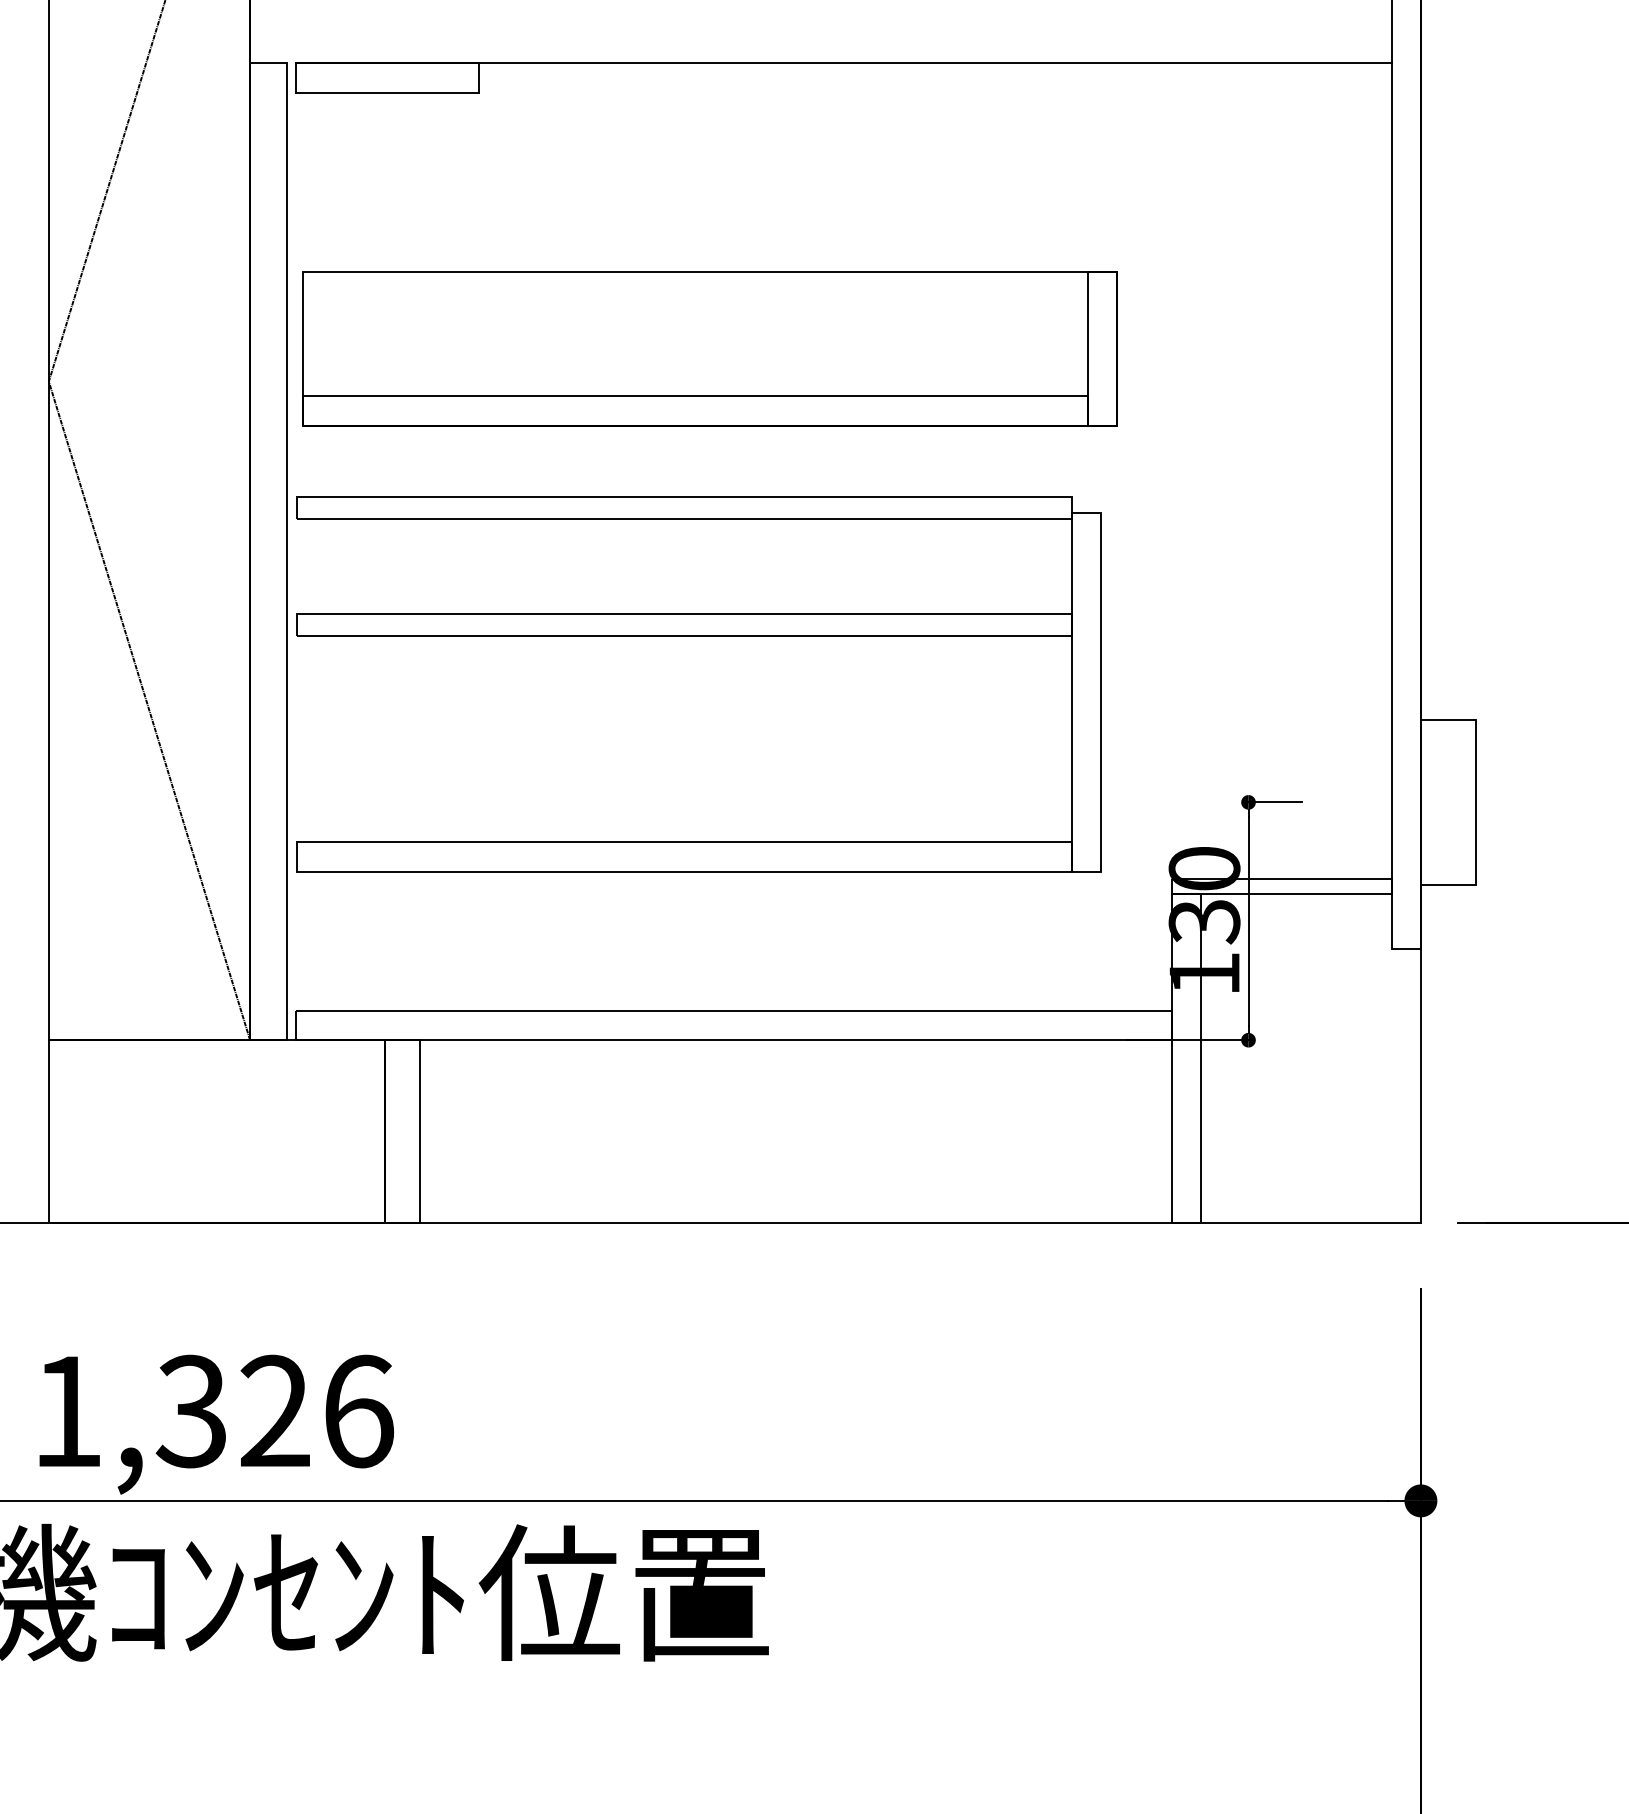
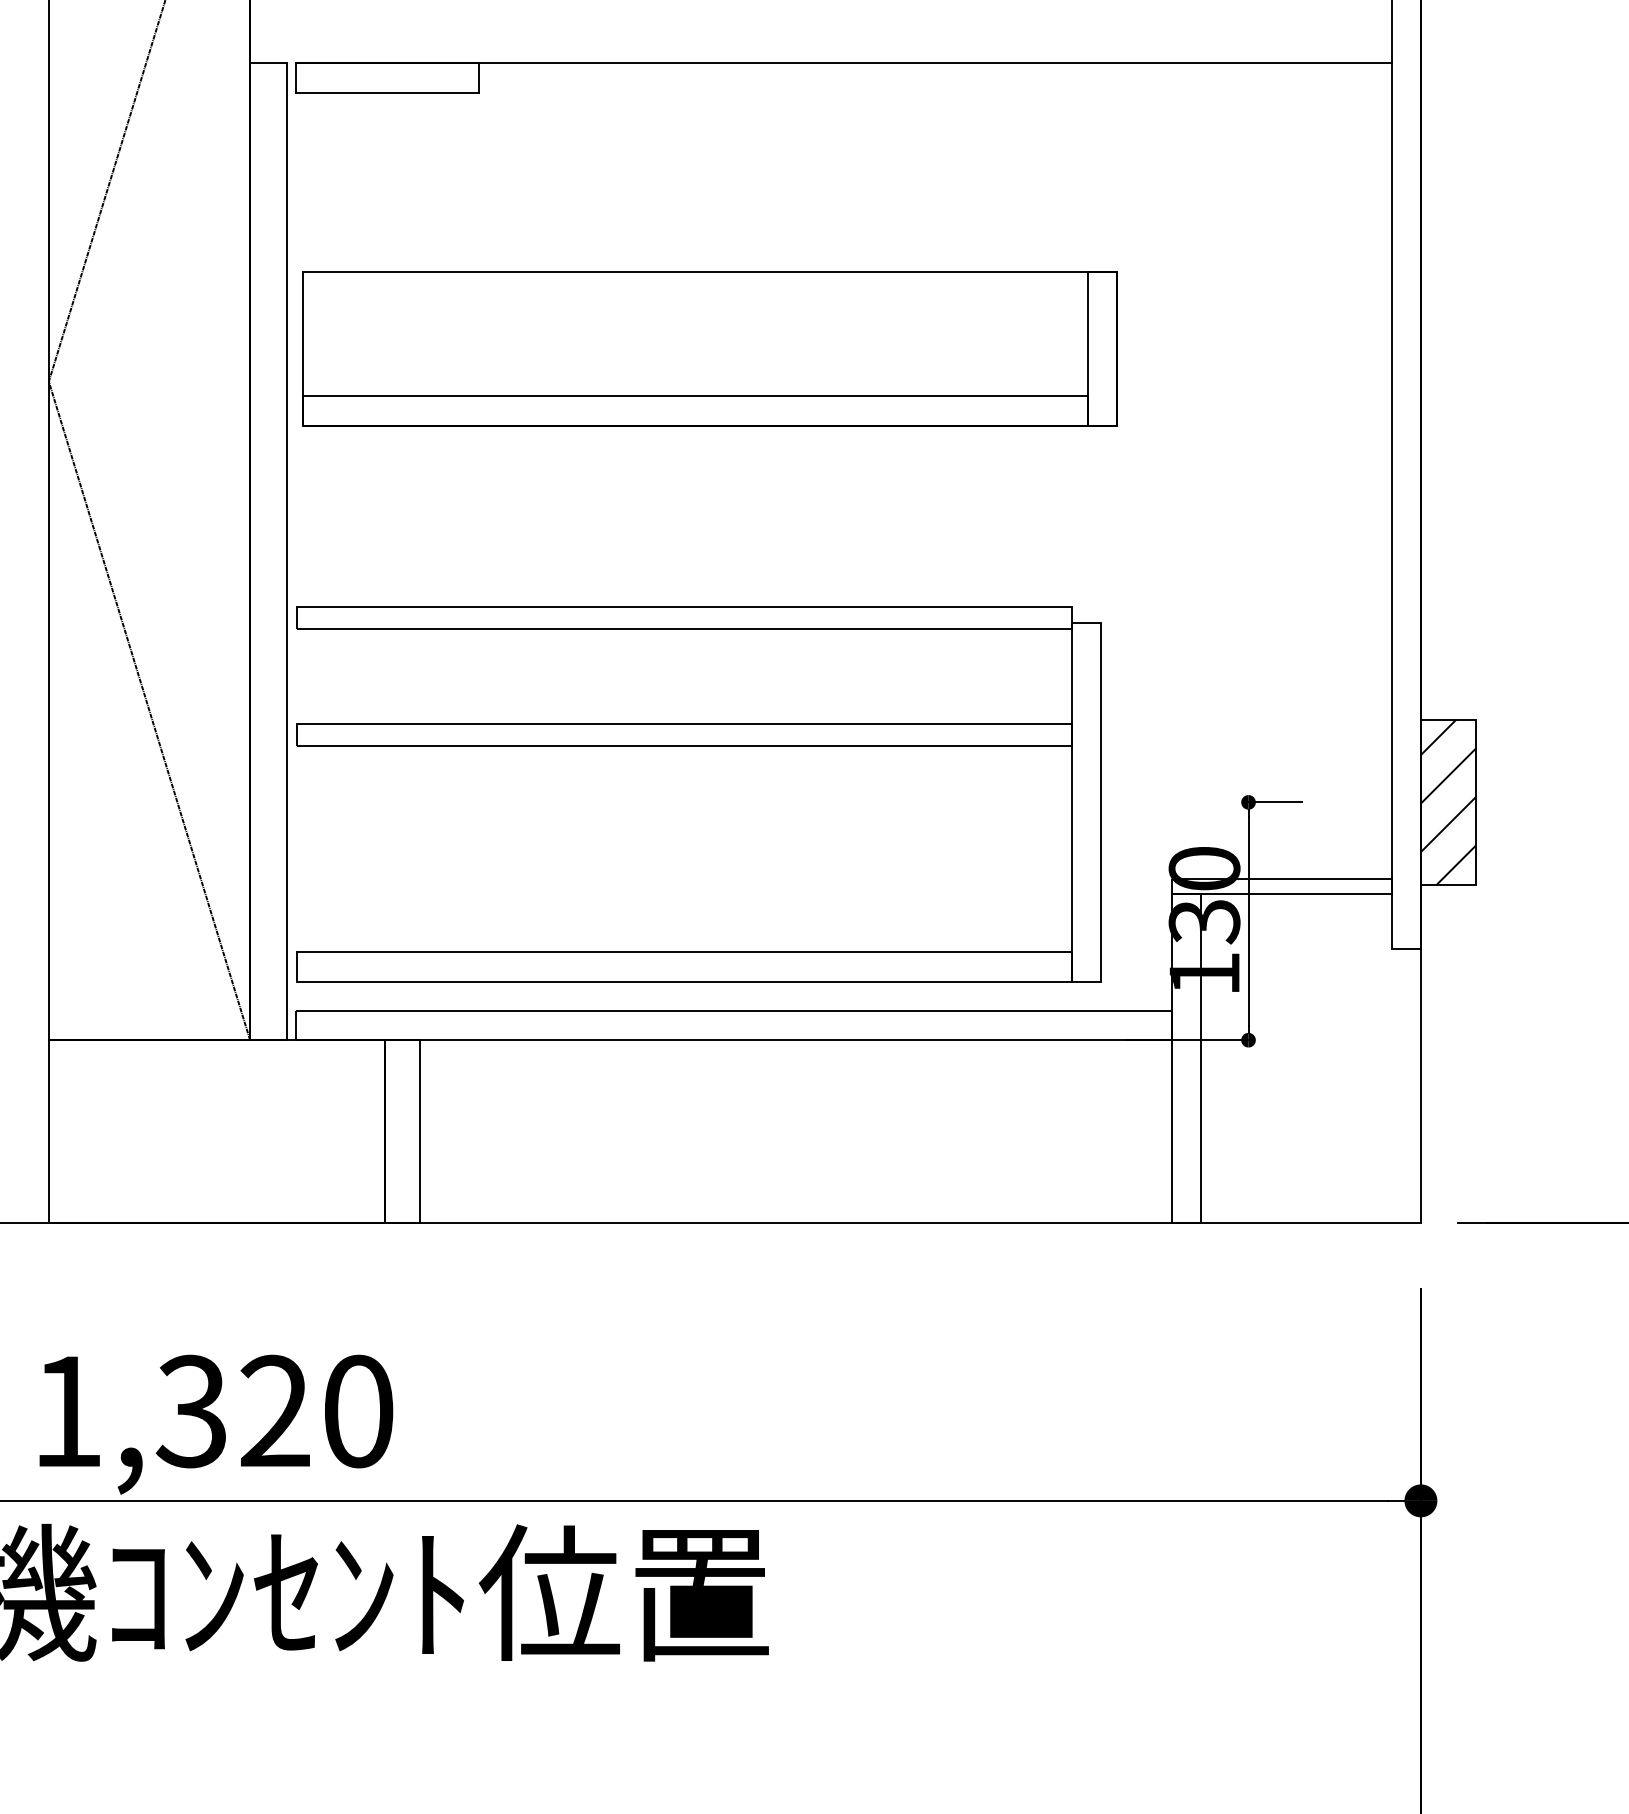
part position: (698, 636) -> (698, 746) (698, 746)
hatch: none -> present (1447, 802)
text: 1,326 -> 1,320 (359, 1411)
